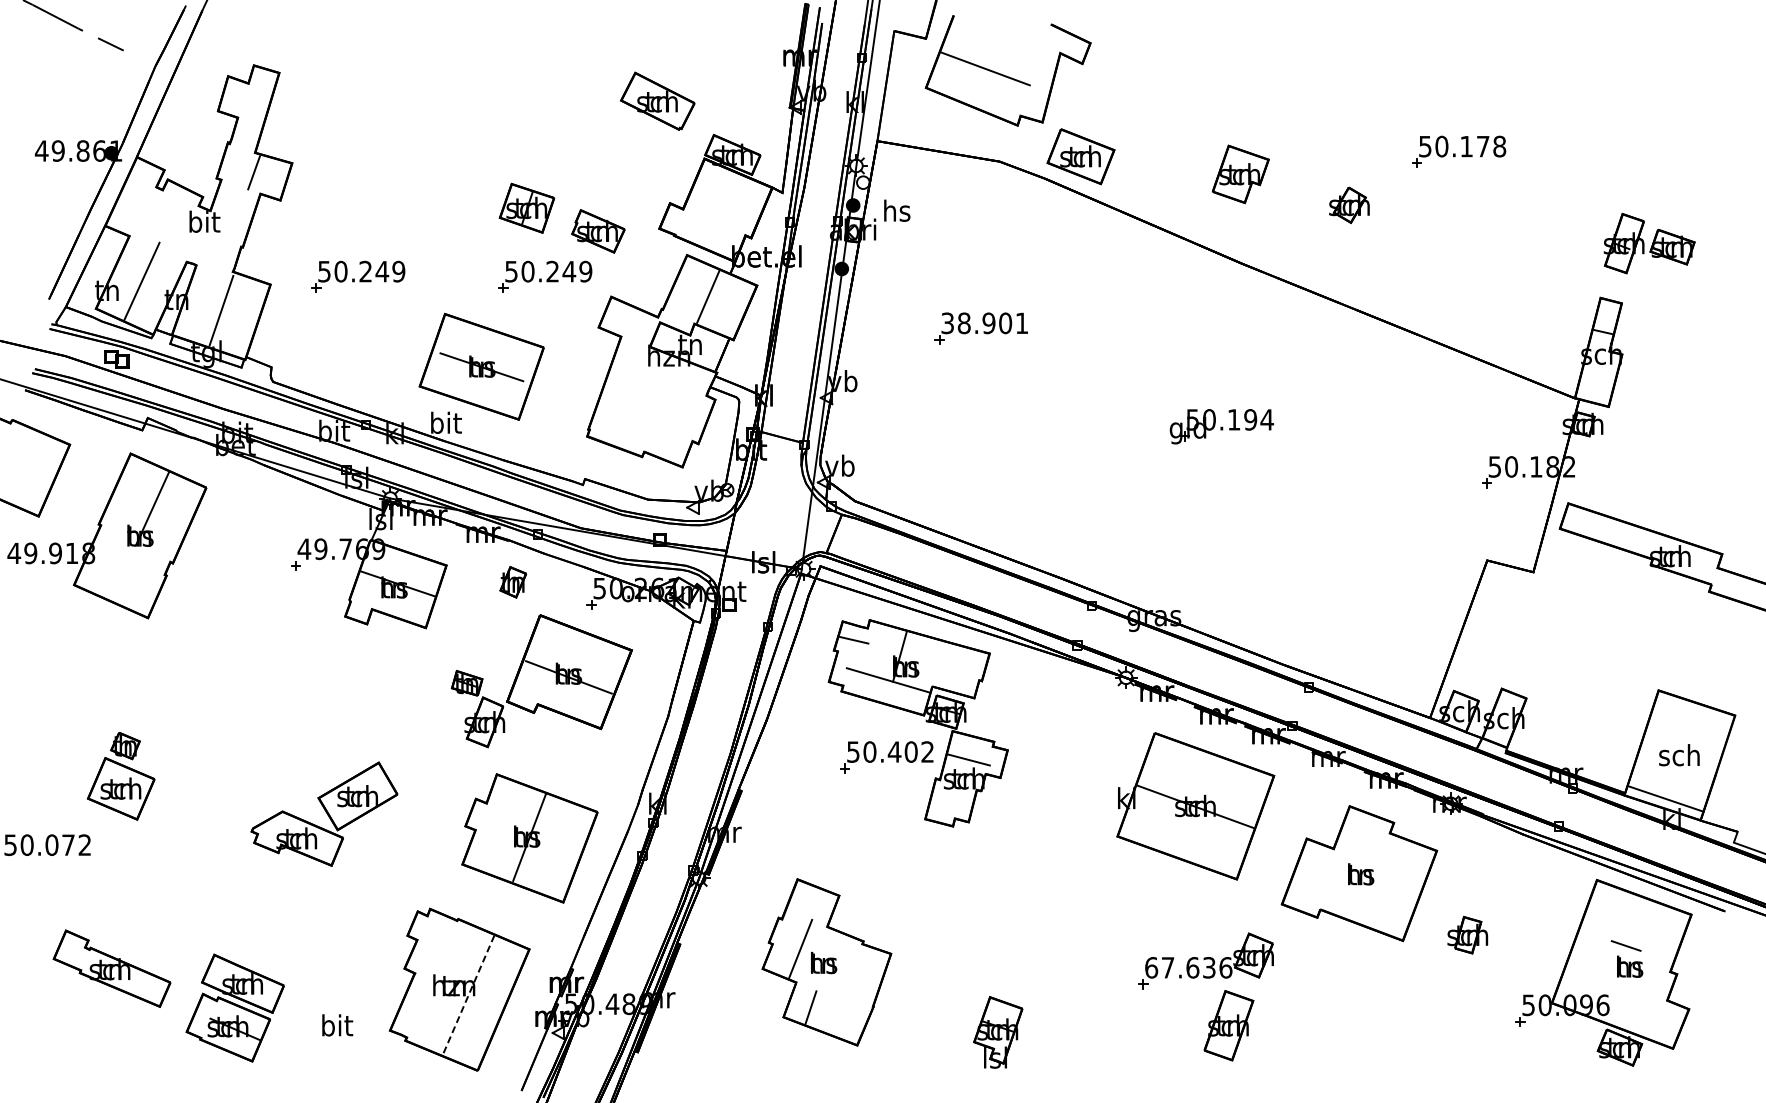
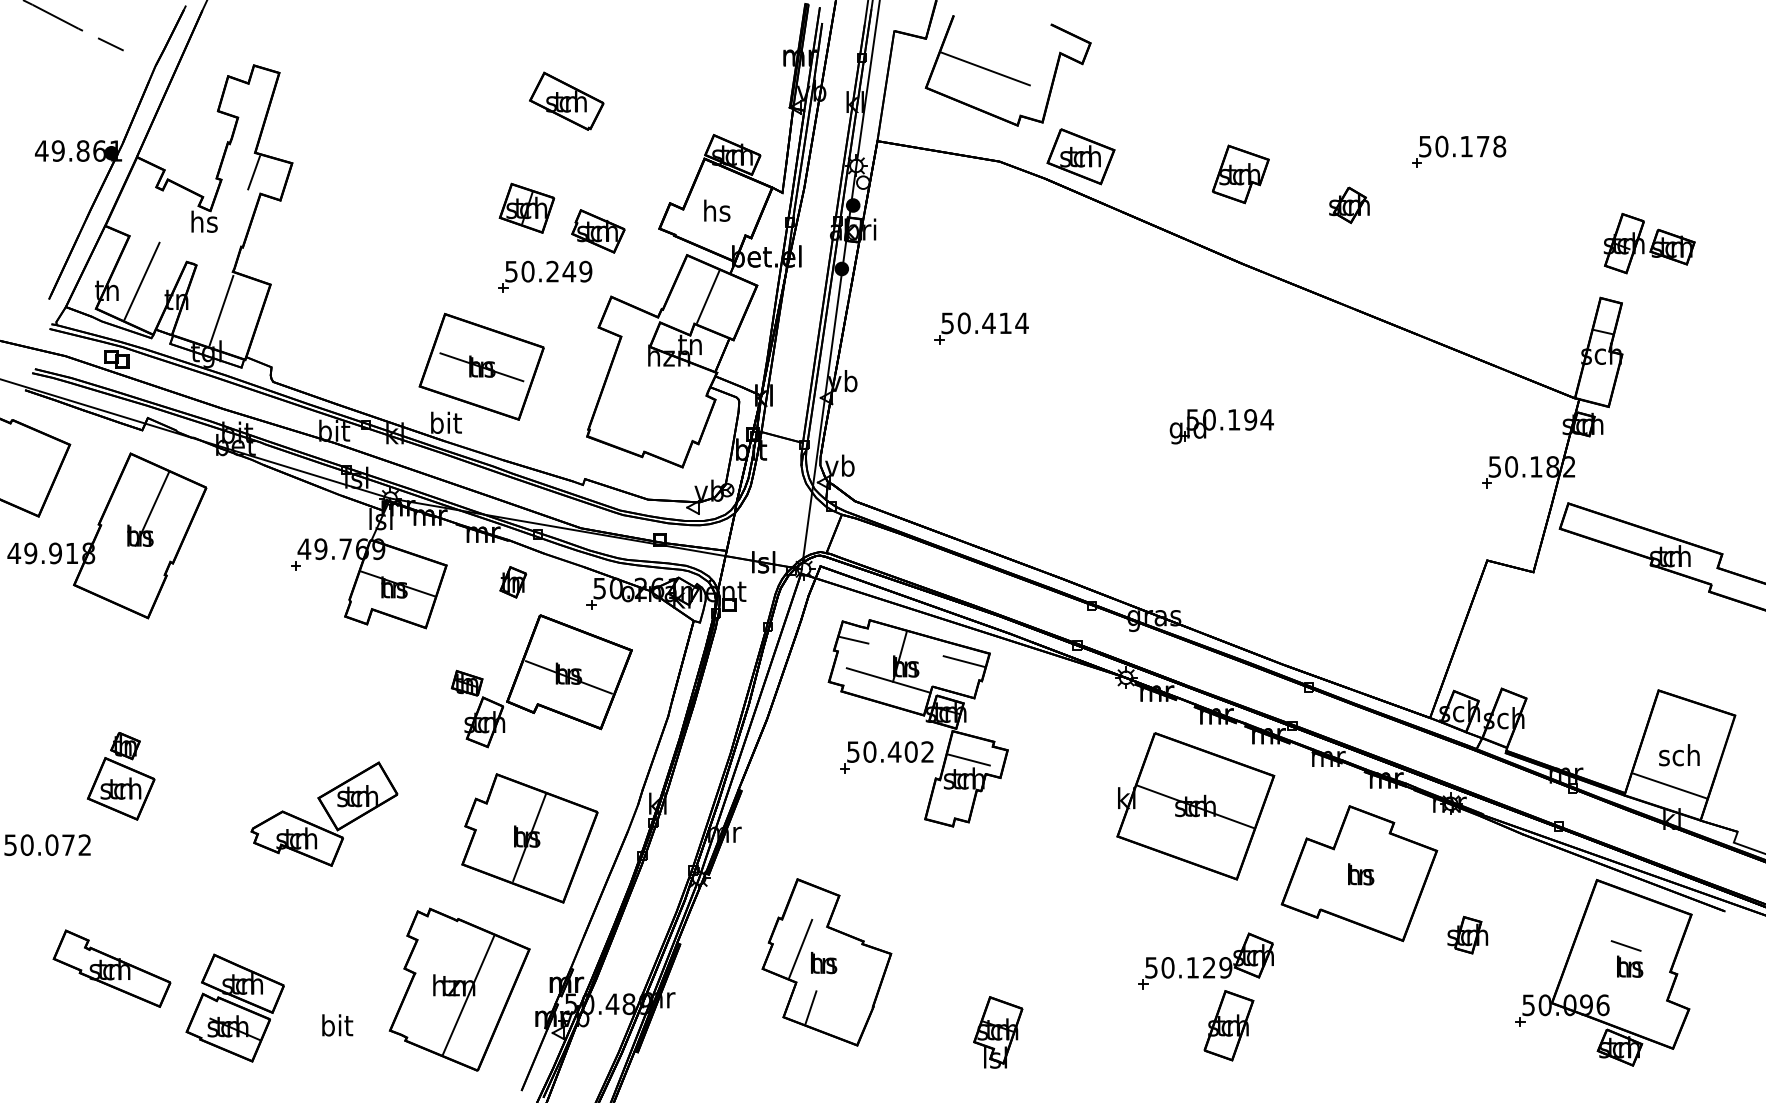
part position: (657, 100) -> (566, 100) (566, 100)
text position: (897, 210) -> (717, 210) (717, 210)
text: bit -> hs (204, 221)
part: present -> none (358, 276)
text: 38.901 -> 50.414 (985, 323)
line: none -> present (963, 661)
line position: (1665, 798) -> (1669, 785) (1669, 785)
text: 67.636 -> 50.129 (1188, 967)
line: dashed -> solid (468, 995)
